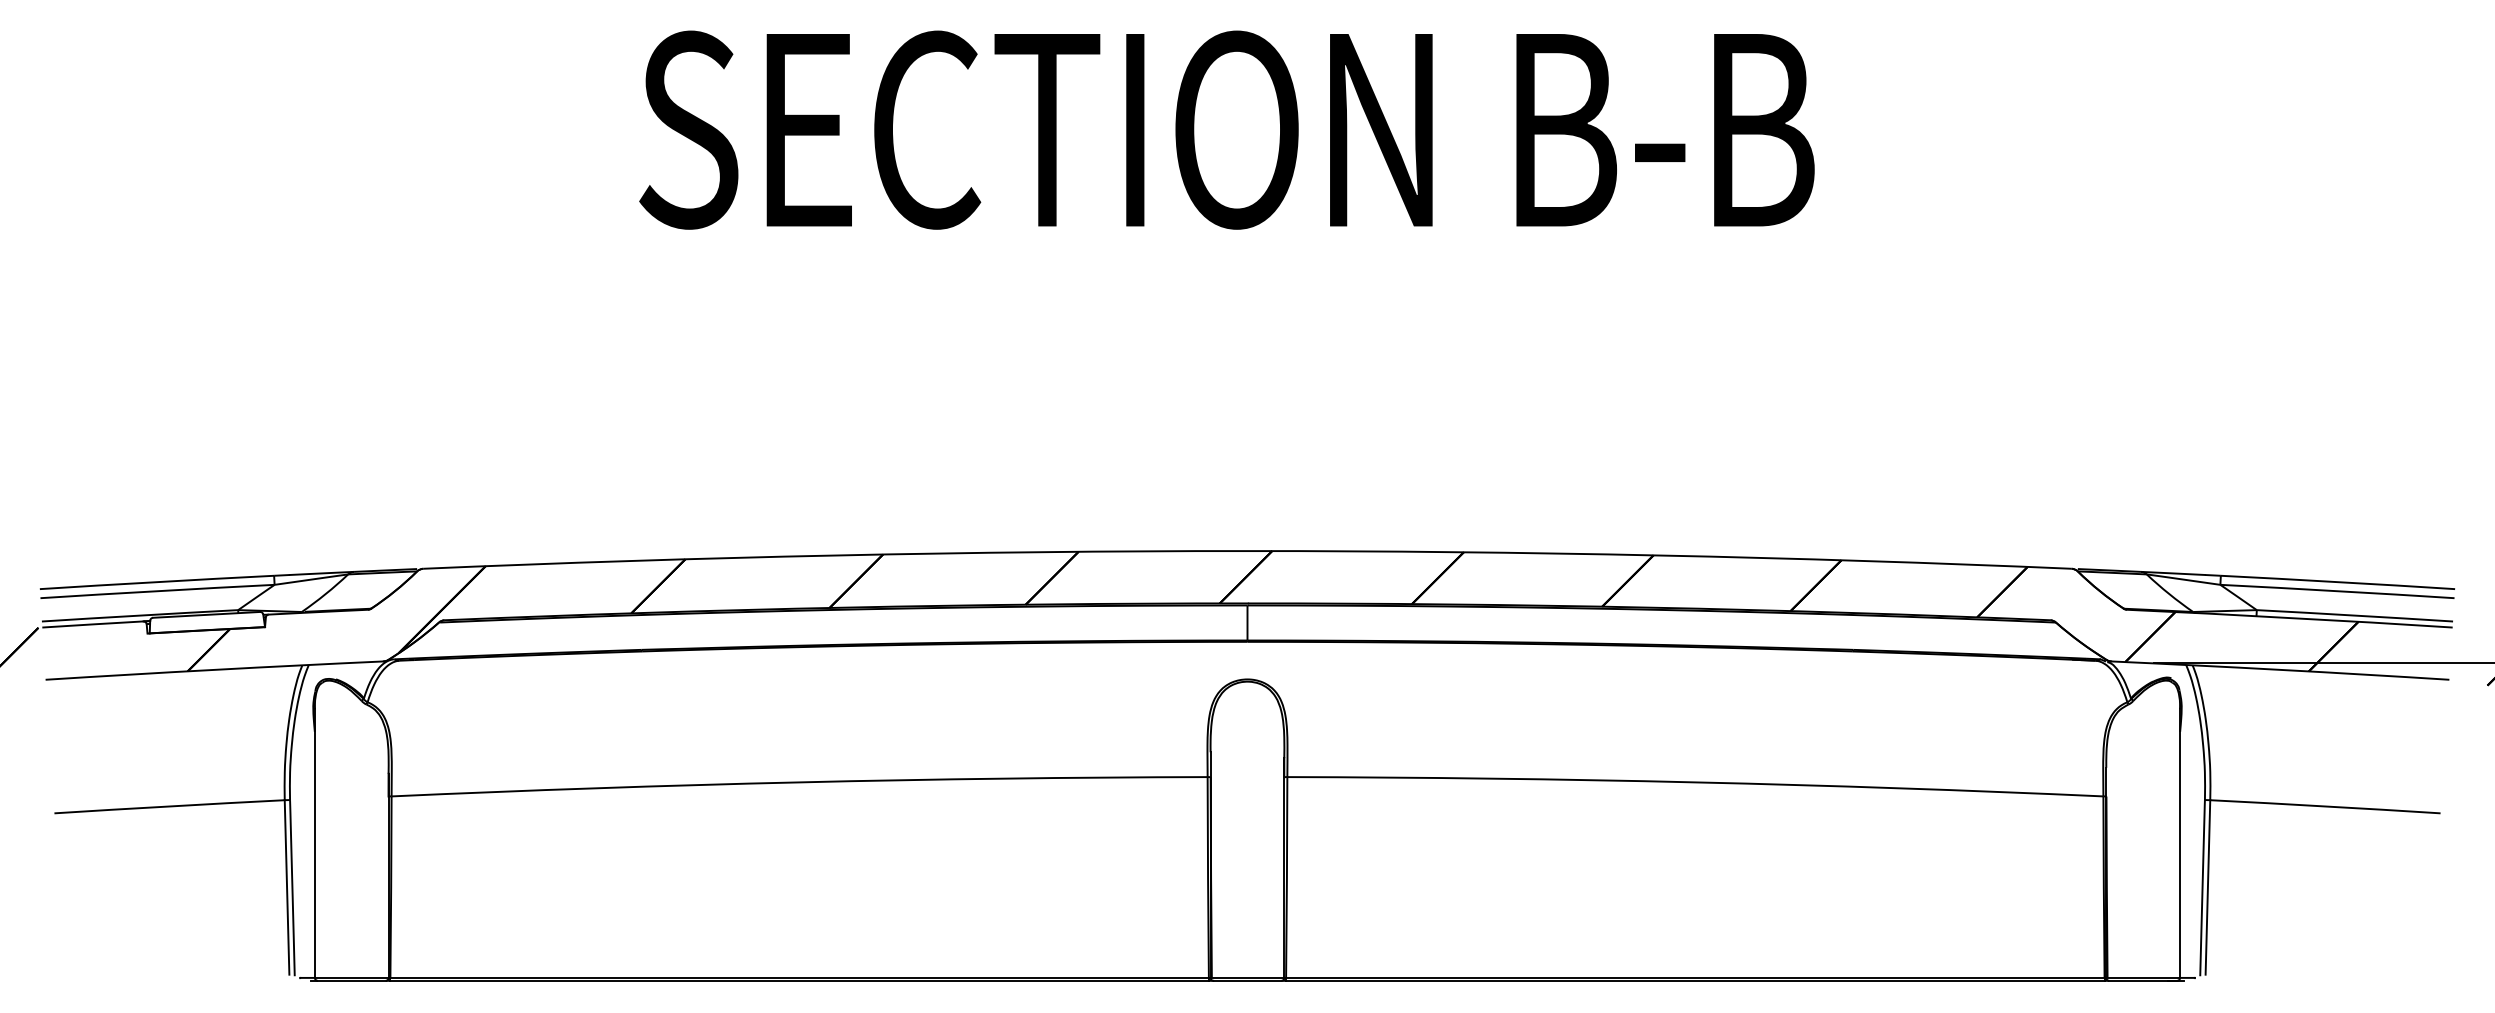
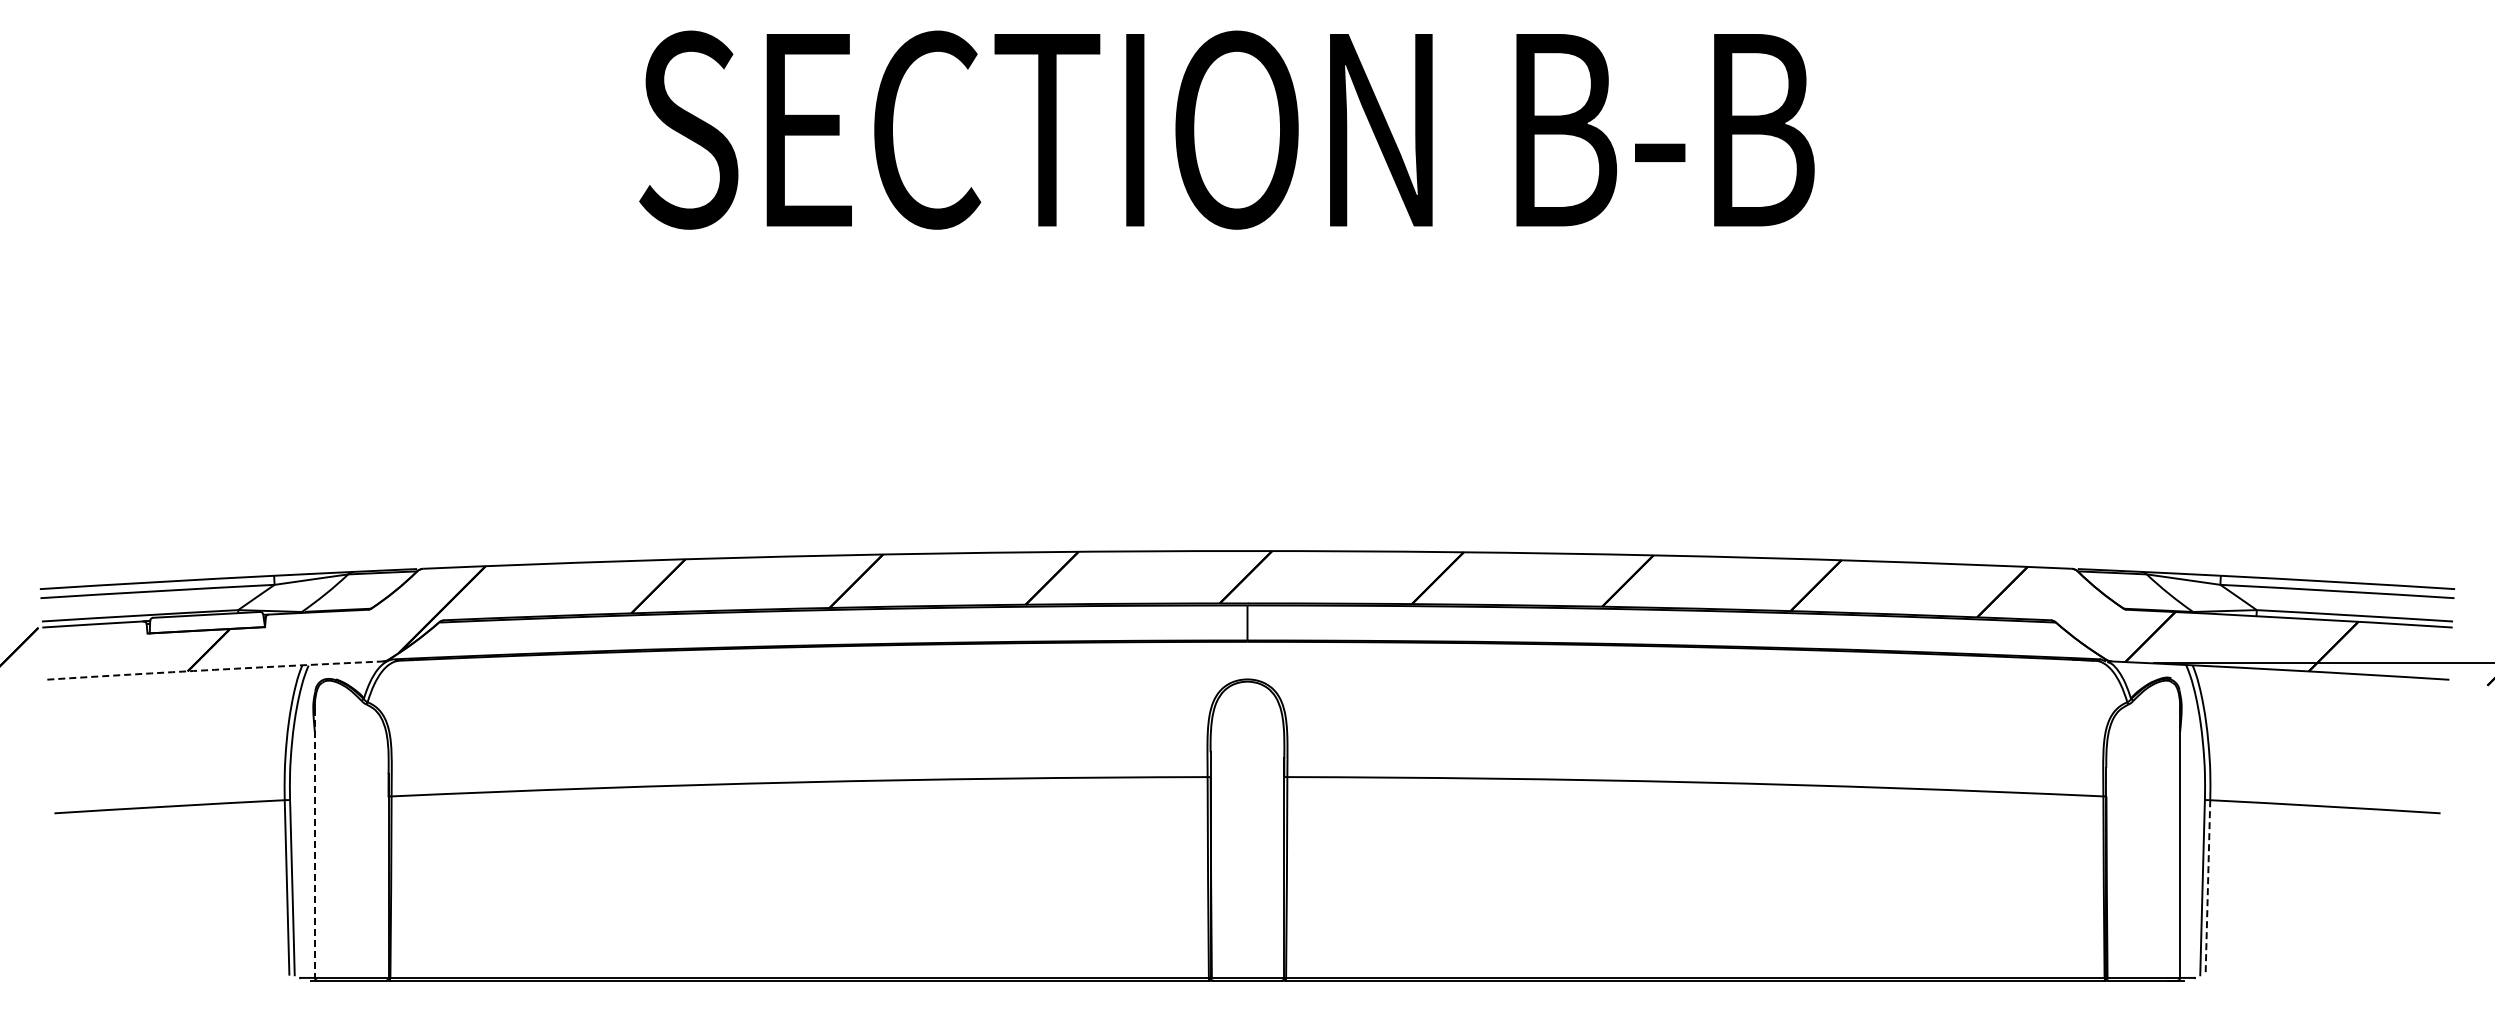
arc: solid -> dashed (214, 669)
line: solid -> dashed (314, 844)
line: solid -> dashed (2207, 887)
